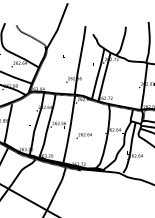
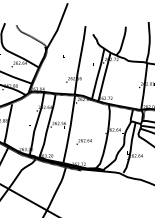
text position: (83, 135) -> (83, 141) (83, 141)
